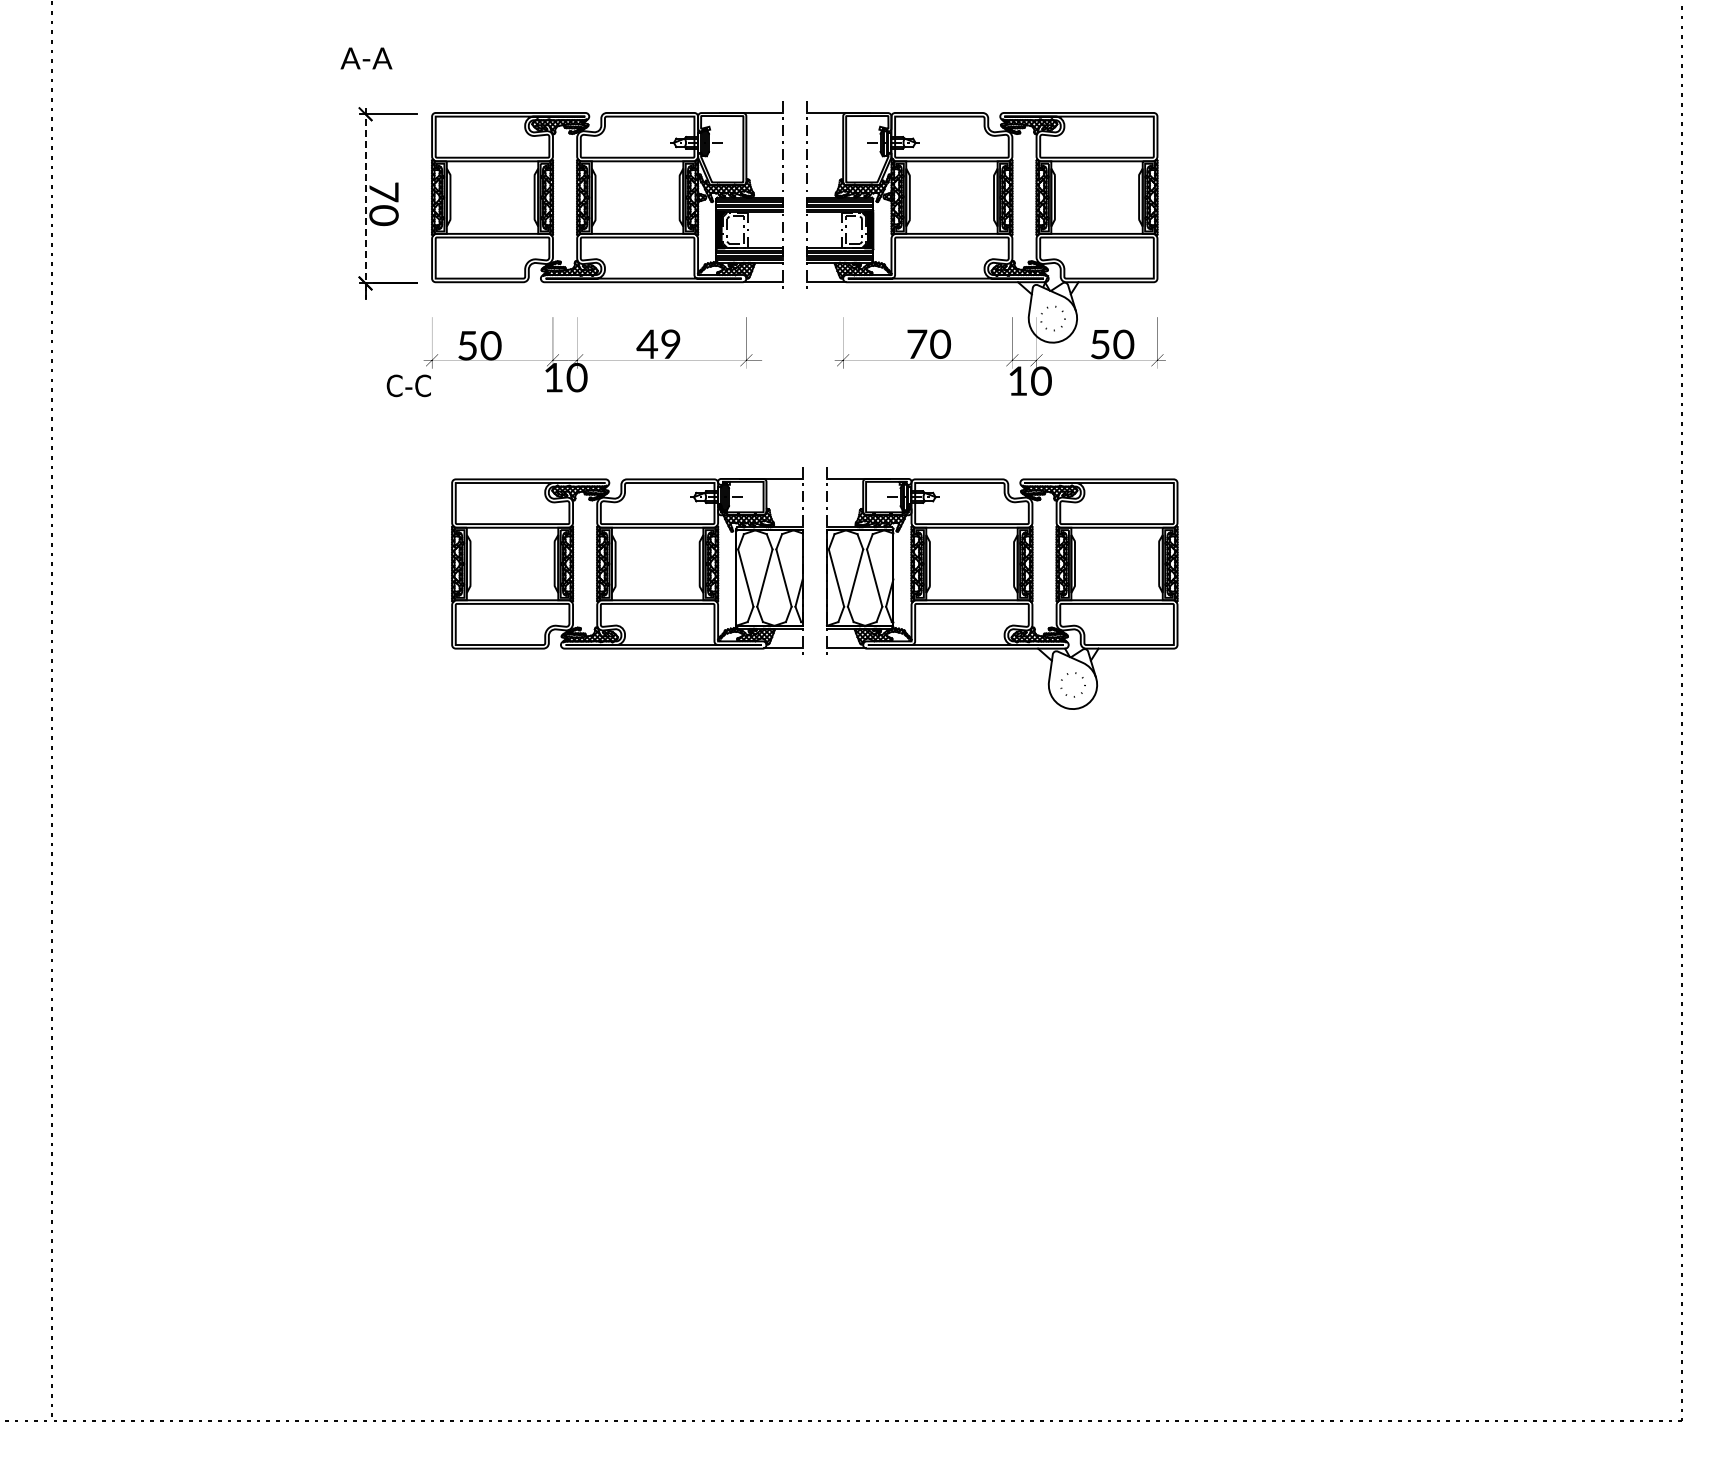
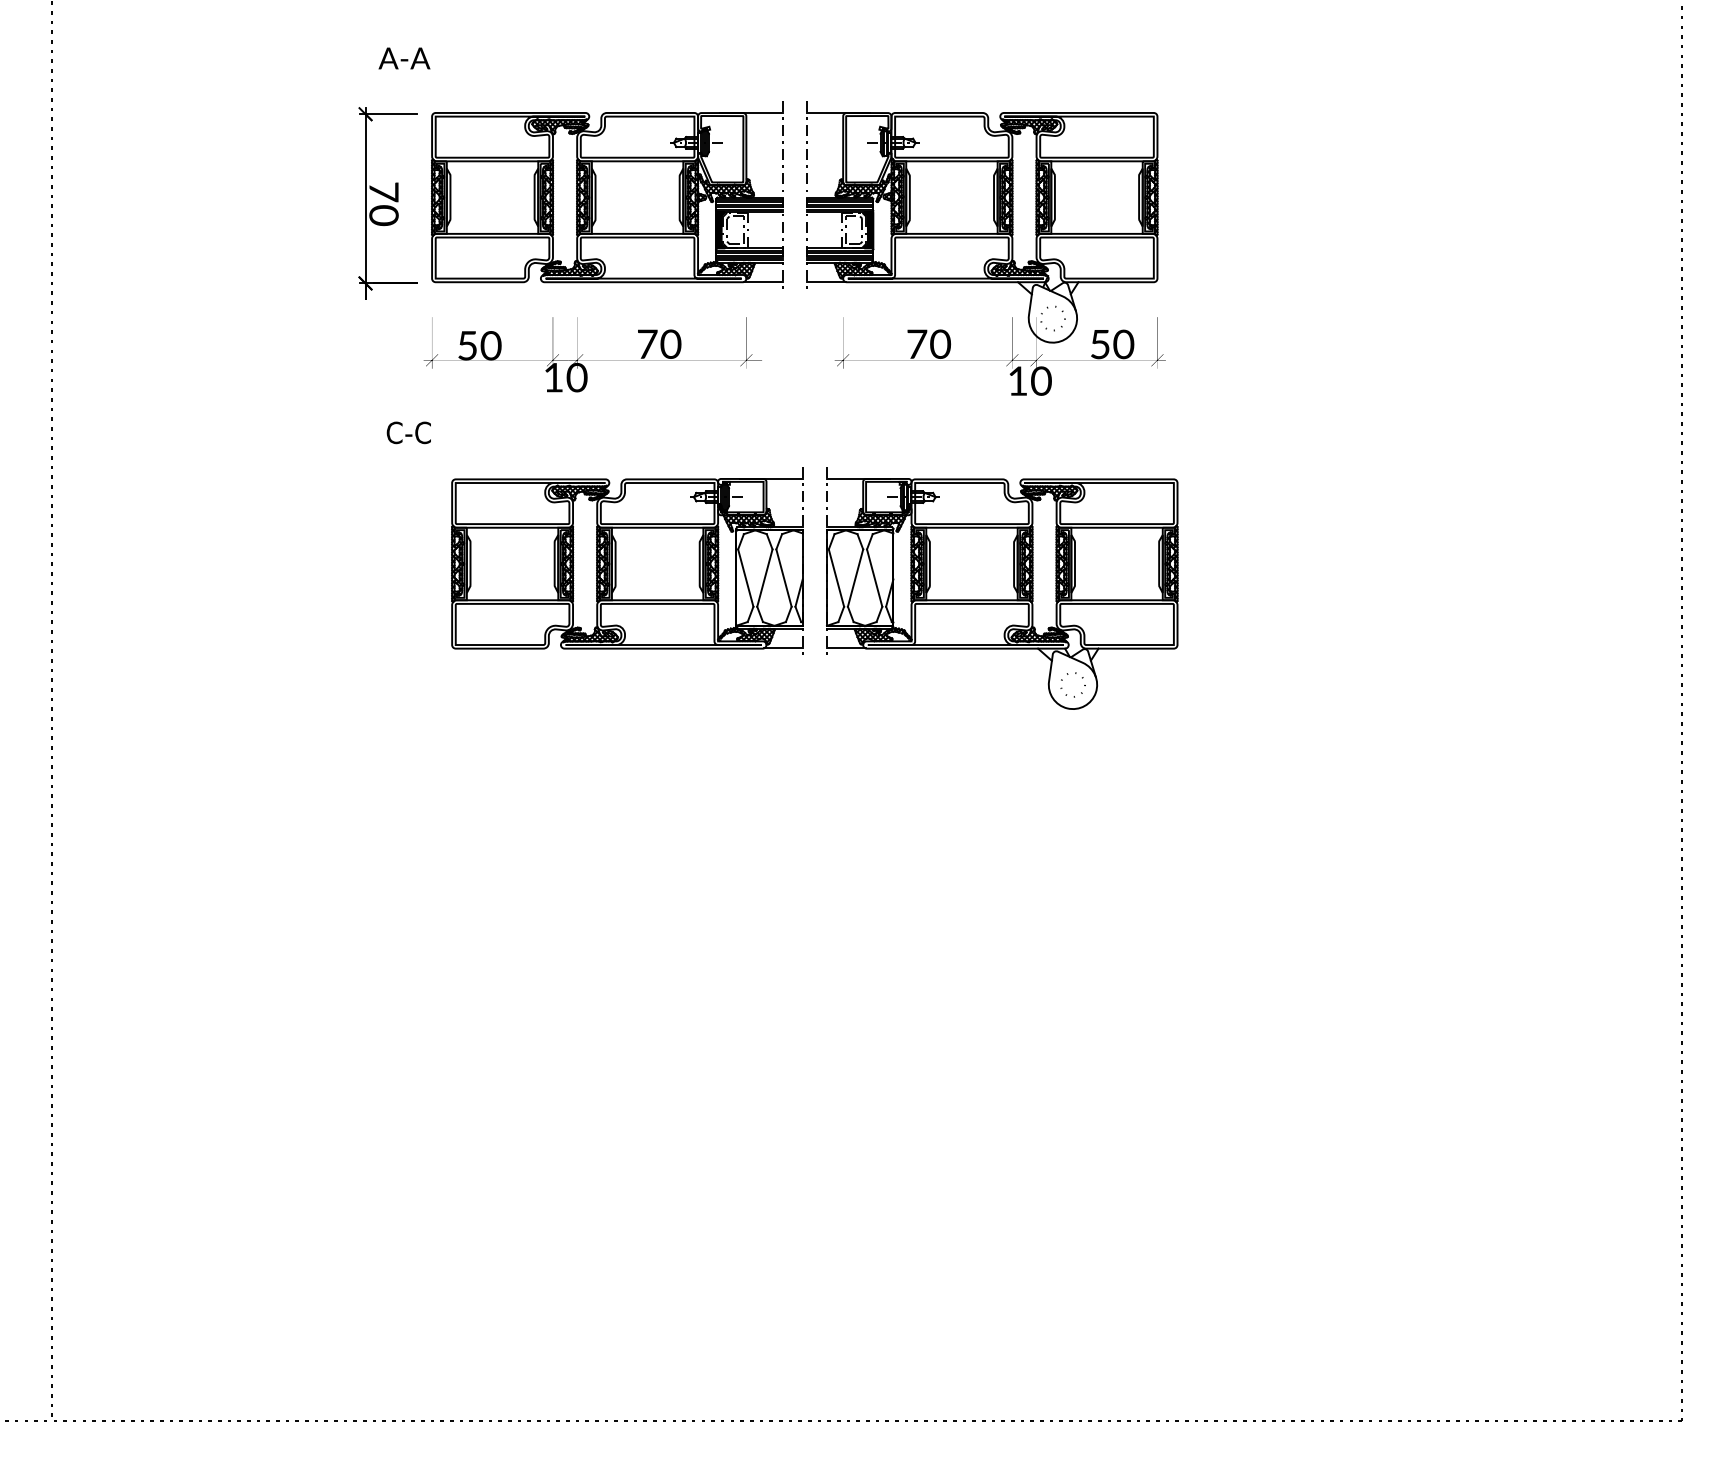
text position: (366, 58) -> (404, 58) (404, 58)
line: dashed -> solid (365, 203)
text: 49 -> 70 (658, 343)
text position: (408, 385) -> (408, 432) (408, 432)
